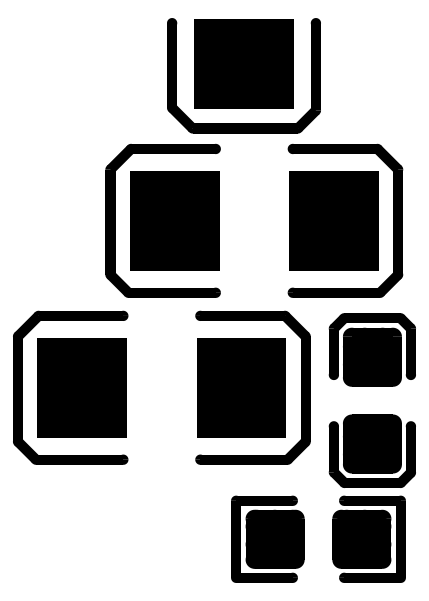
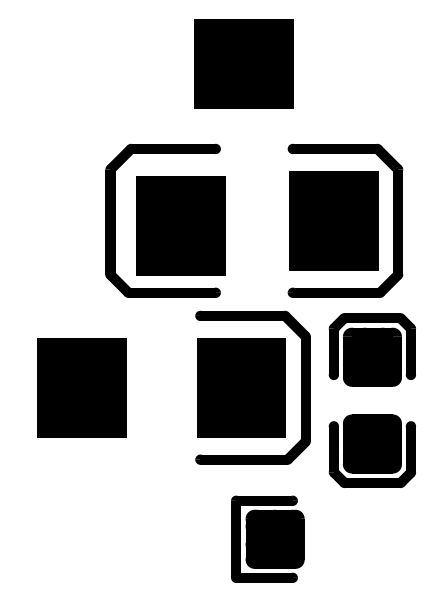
part: present -> none (243, 123)
part position: (174, 220) -> (180, 225) (180, 225)
part: present -> none (22, 387)
part: present -> none (368, 538)
